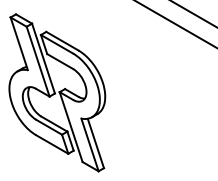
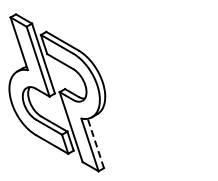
line: present -> none (193, 14)
line: present -> none (176, 24)
line: solid -> dashed (95, 143)
